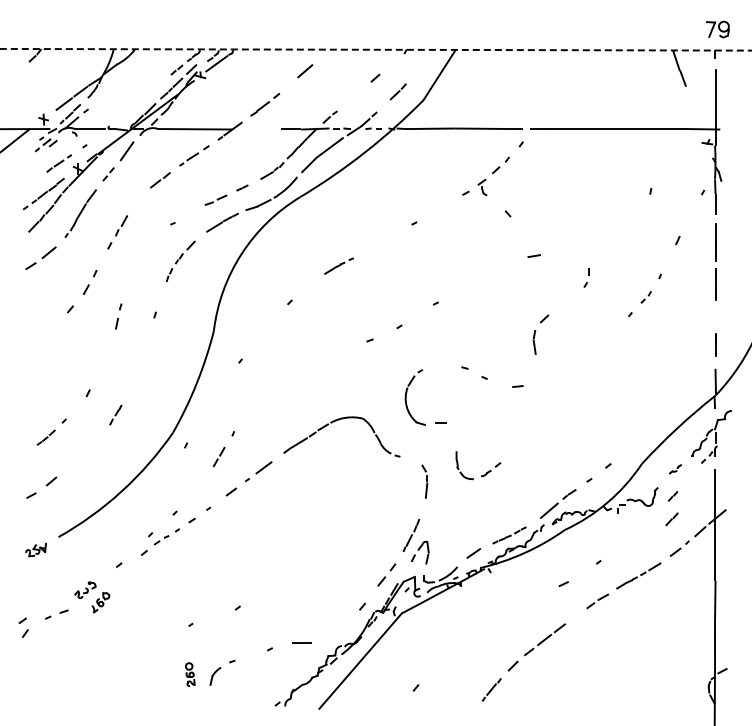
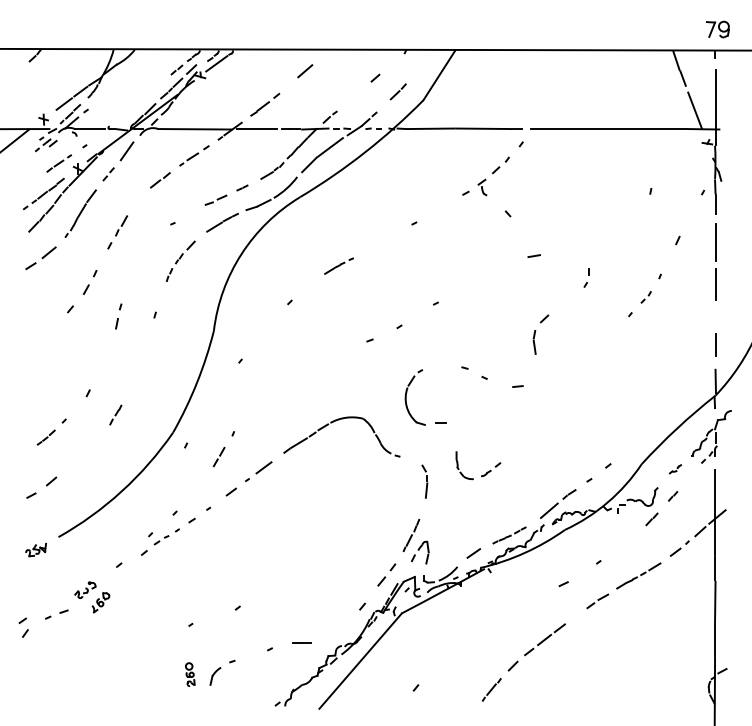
line: dashed -> solid (376, 49)
line: none -> present (695, 110)
line: none -> present (257, 129)
line position: (671, 519) -> (651, 519) (651, 519)
